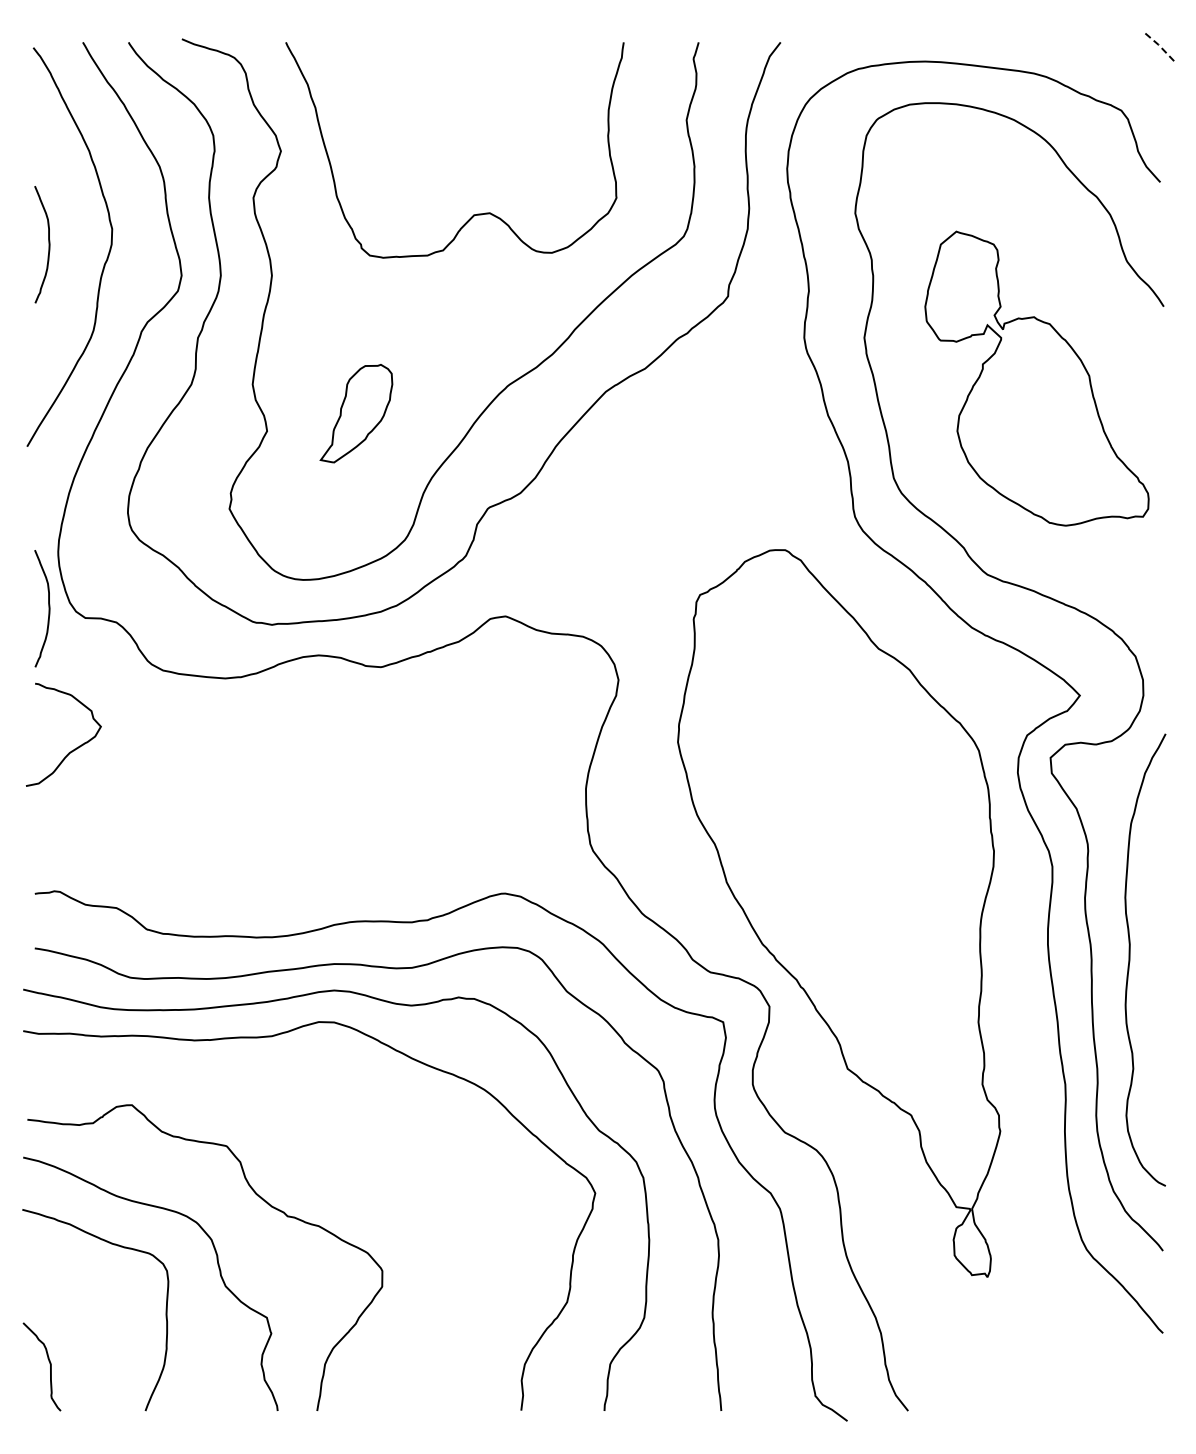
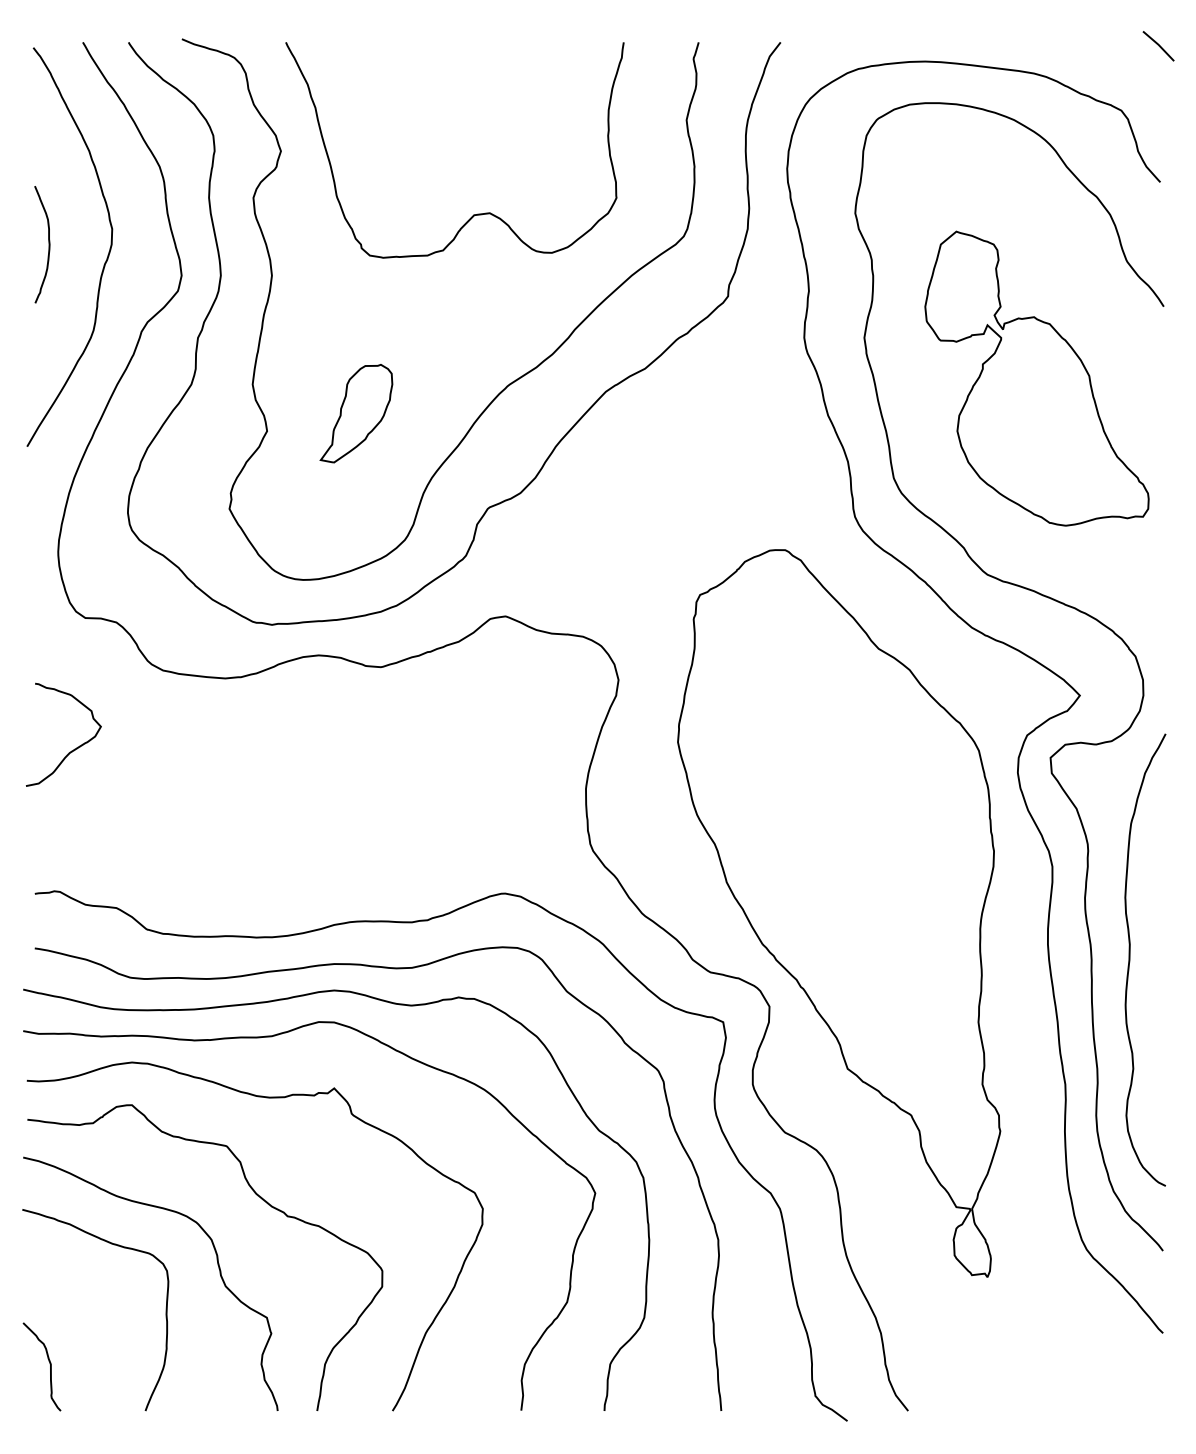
line: dashed -> solid (1158, 44)
curve: present -> none (48, 608)
curve: none -> present (266, 1098)
